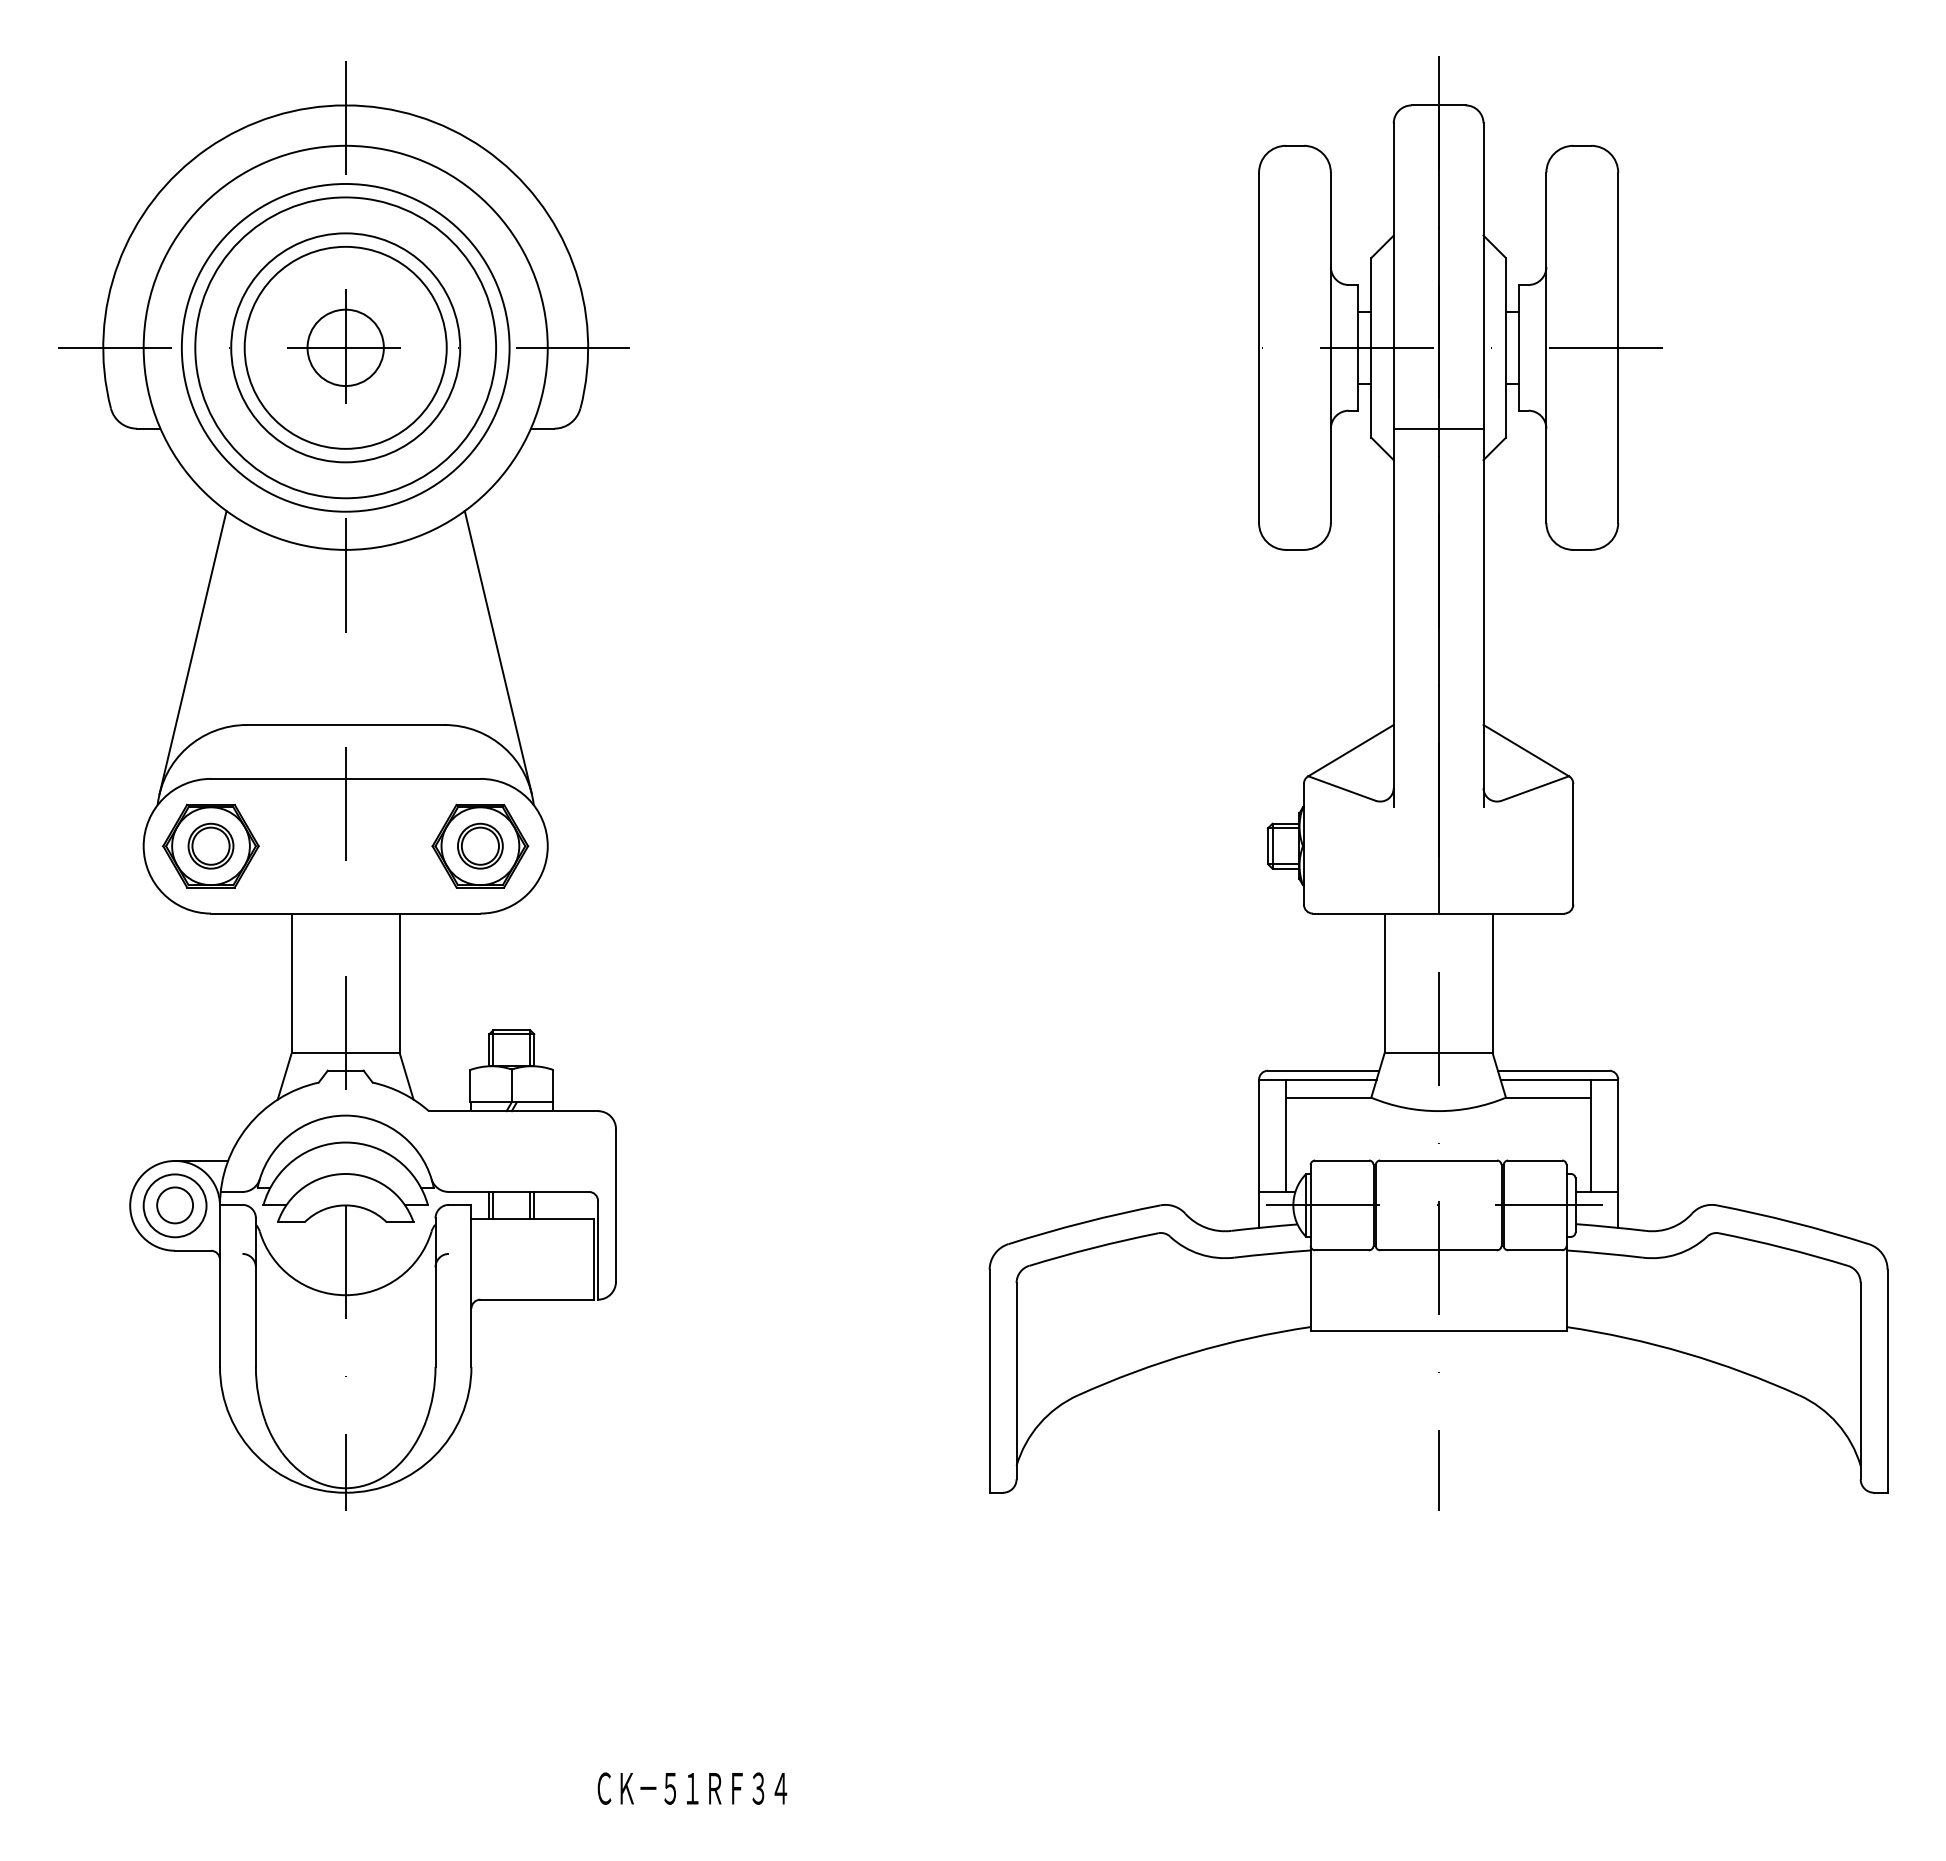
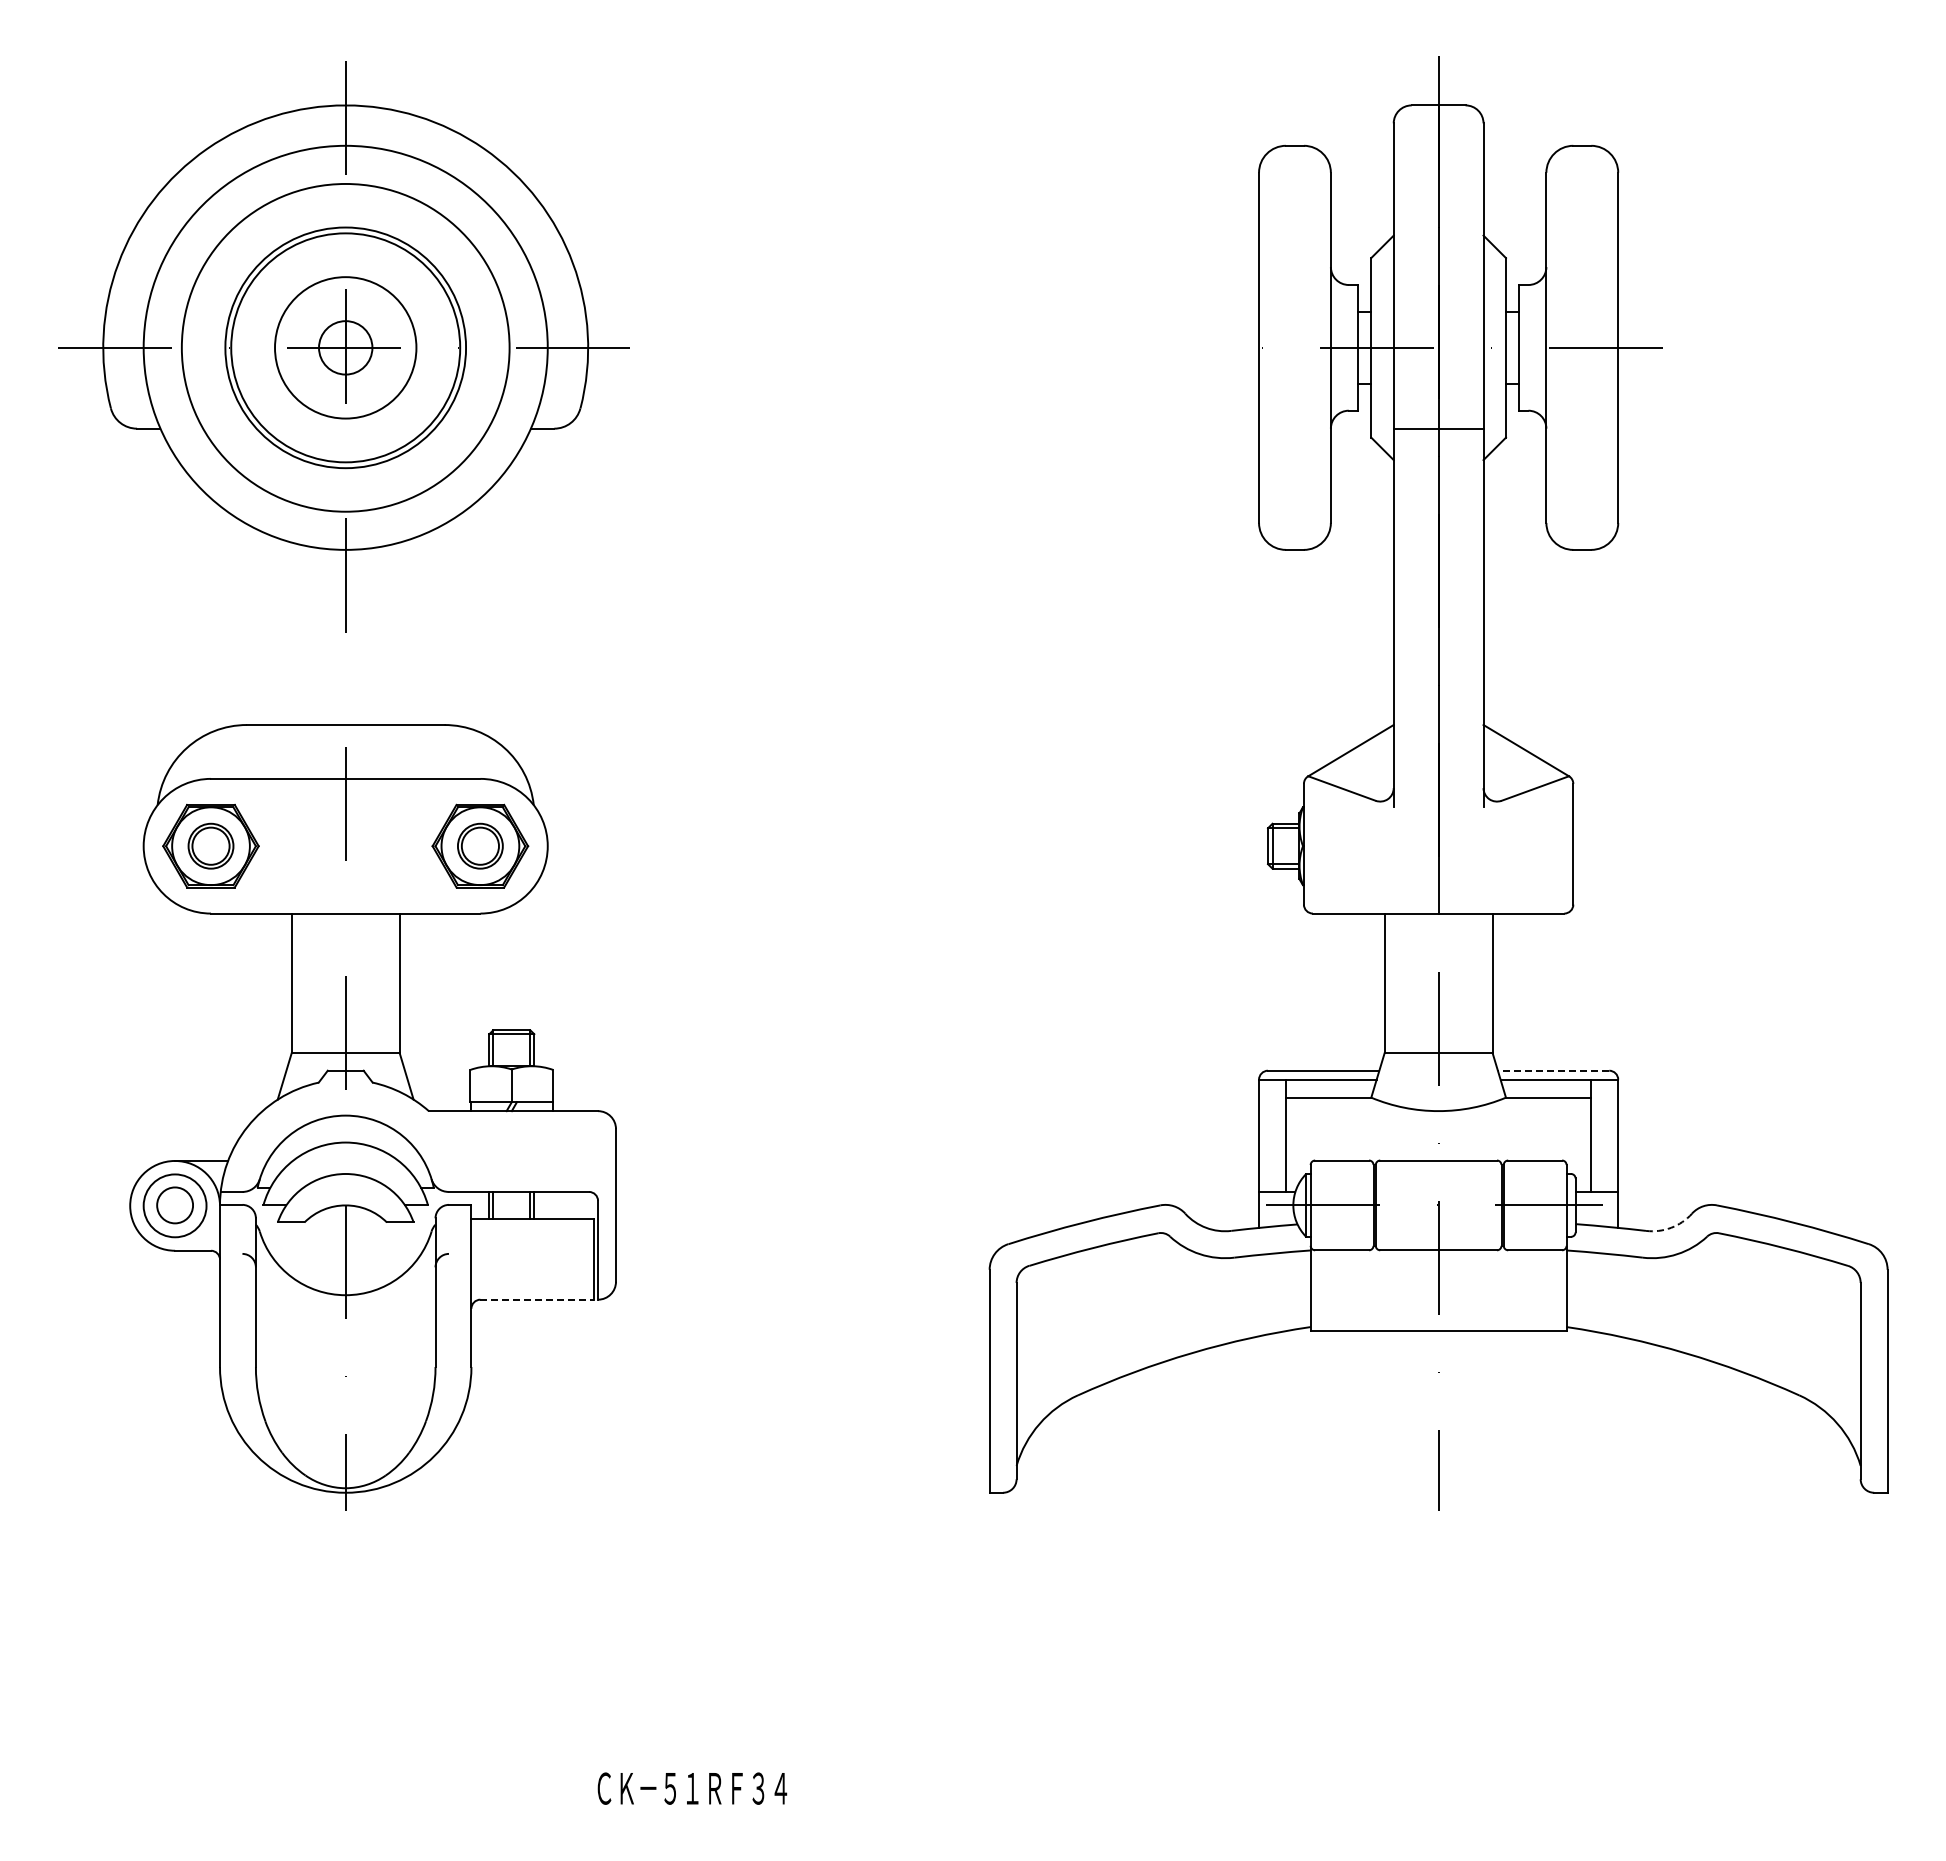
circle diameter: 202 px -> 141 px (345, 347)
circle diameter: 301 px -> 241 px (345, 347)
circle diameter: 76 px -> 53 px (345, 347)
line: present -> none (192, 652)
line: present -> none (497, 652)
line: solid -> dashed (1553, 1070)
arc: solid -> dashed (1671, 1227)
line: solid -> dashed (536, 1299)
